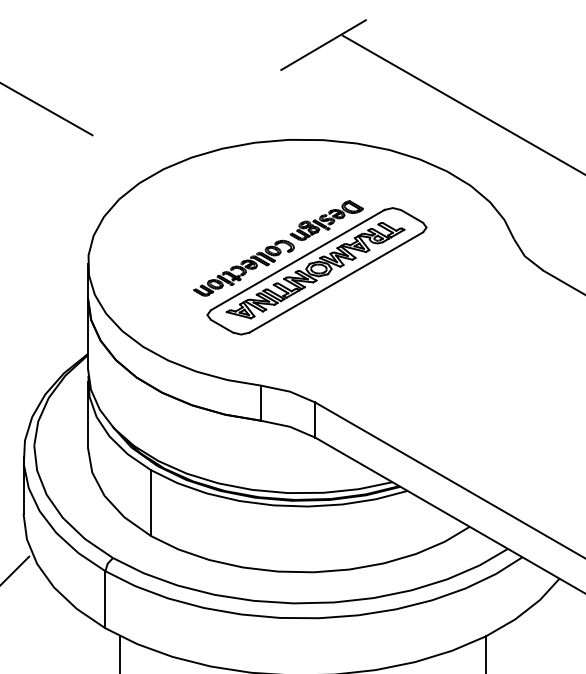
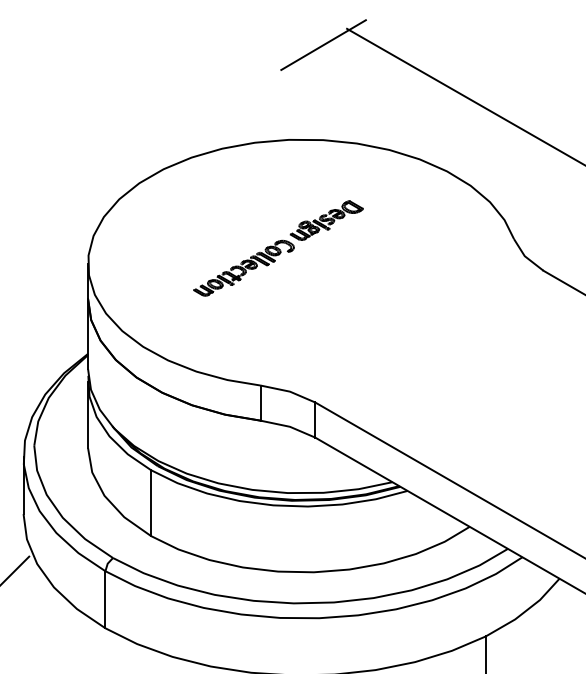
line position: (462, 104) -> (464, 95) (464, 95)
line: present -> none (47, 109)
part: present -> none (316, 271)
line: present -> none (120, 653)
